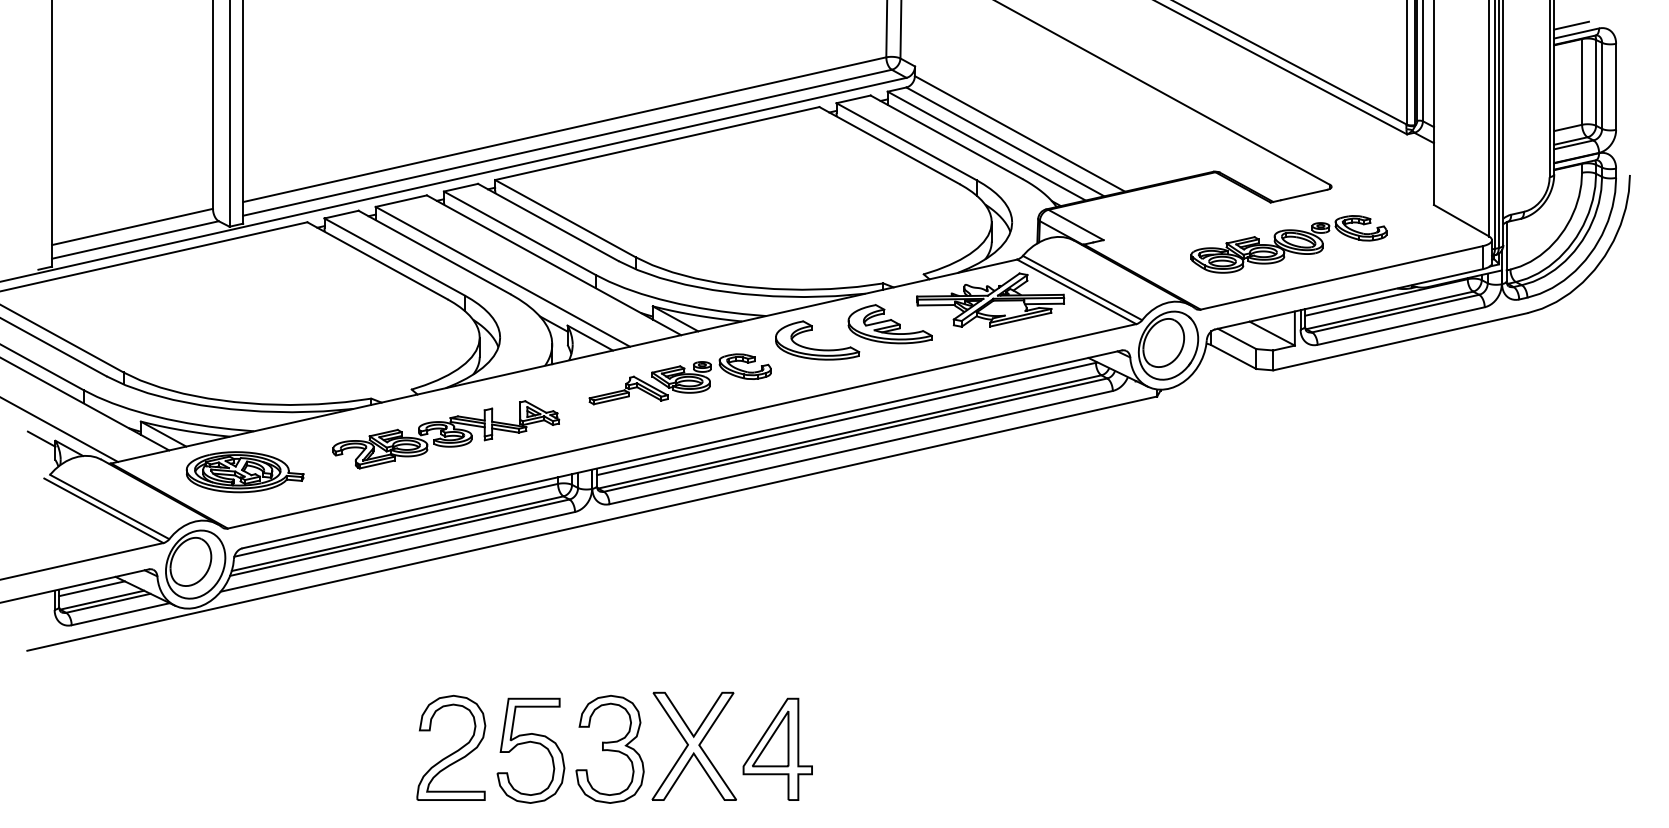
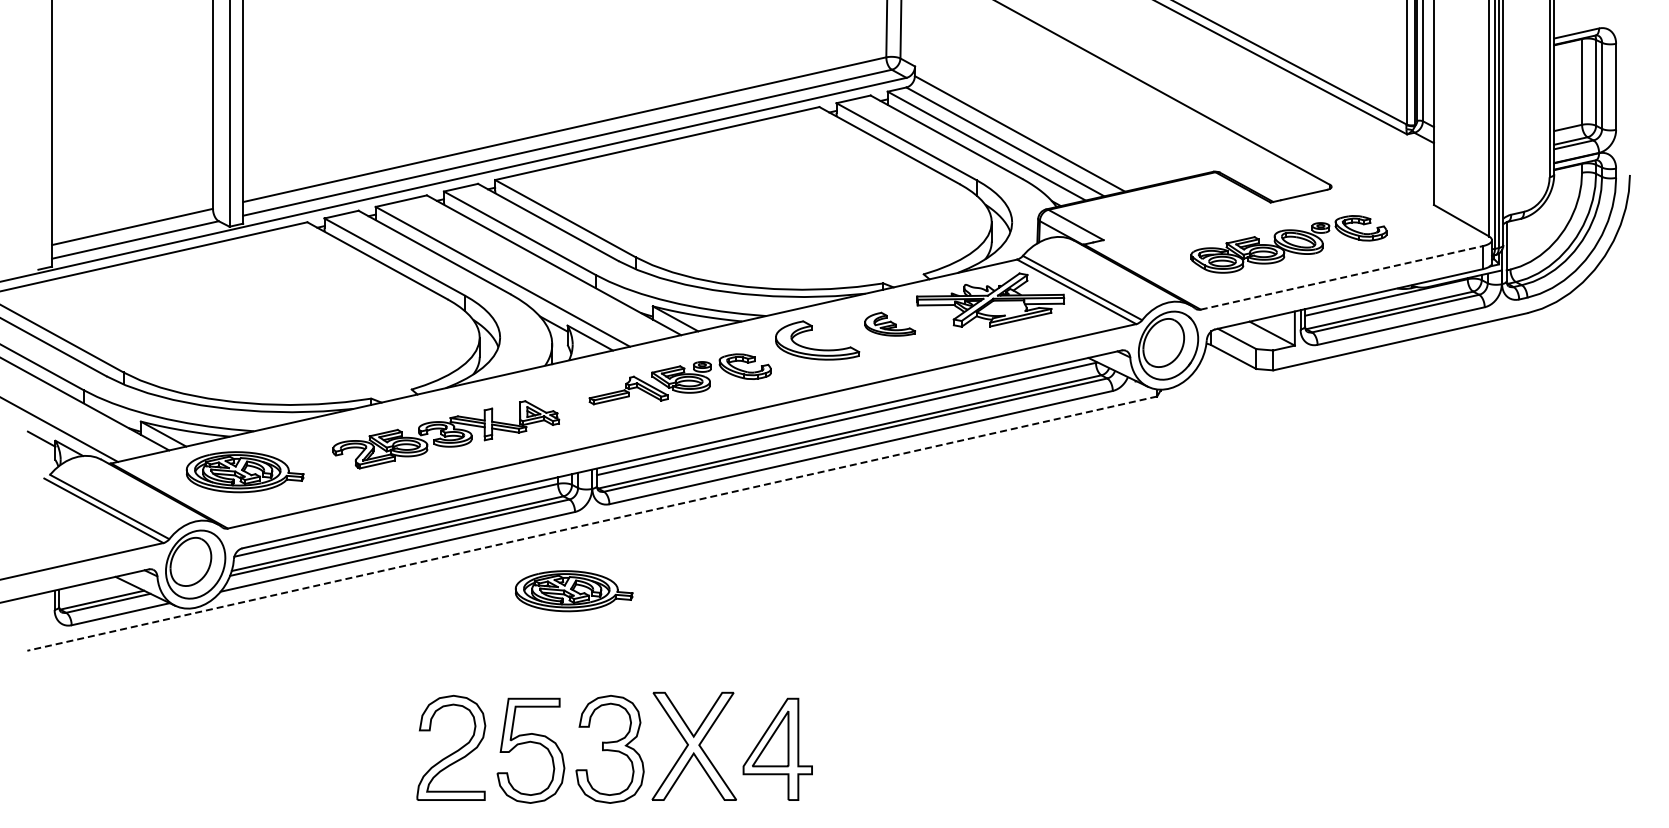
line: present -> none (1571, 25)
line: solid -> dashed (1341, 277)
part size: 86x41 px -> 52x26 px (889, 323)
line: solid -> dashed (591, 523)
line: present -> none (91, 588)
part: none -> present (573, 591)
